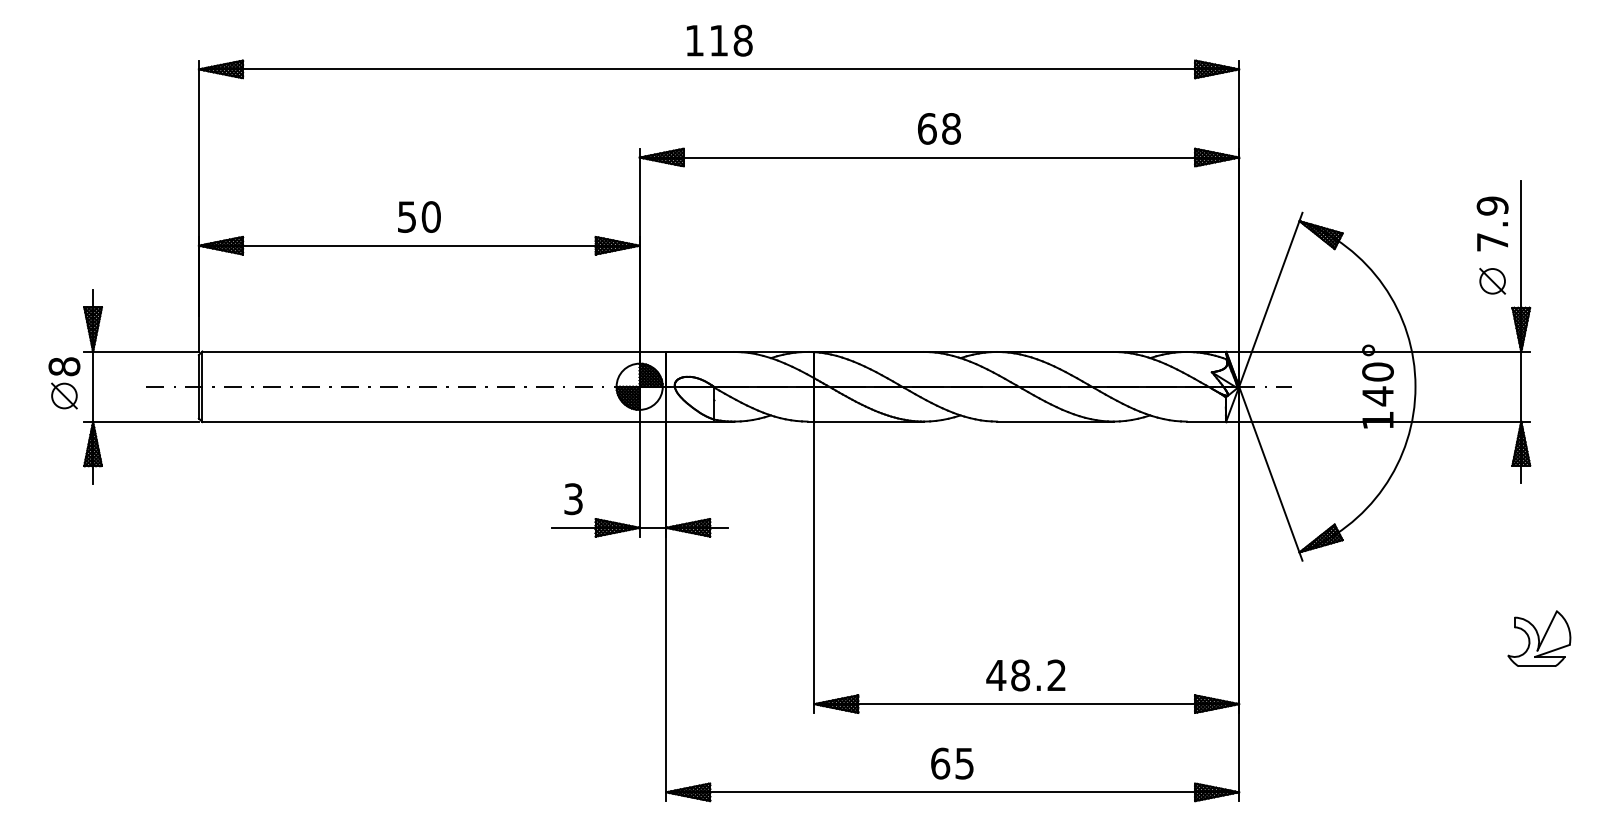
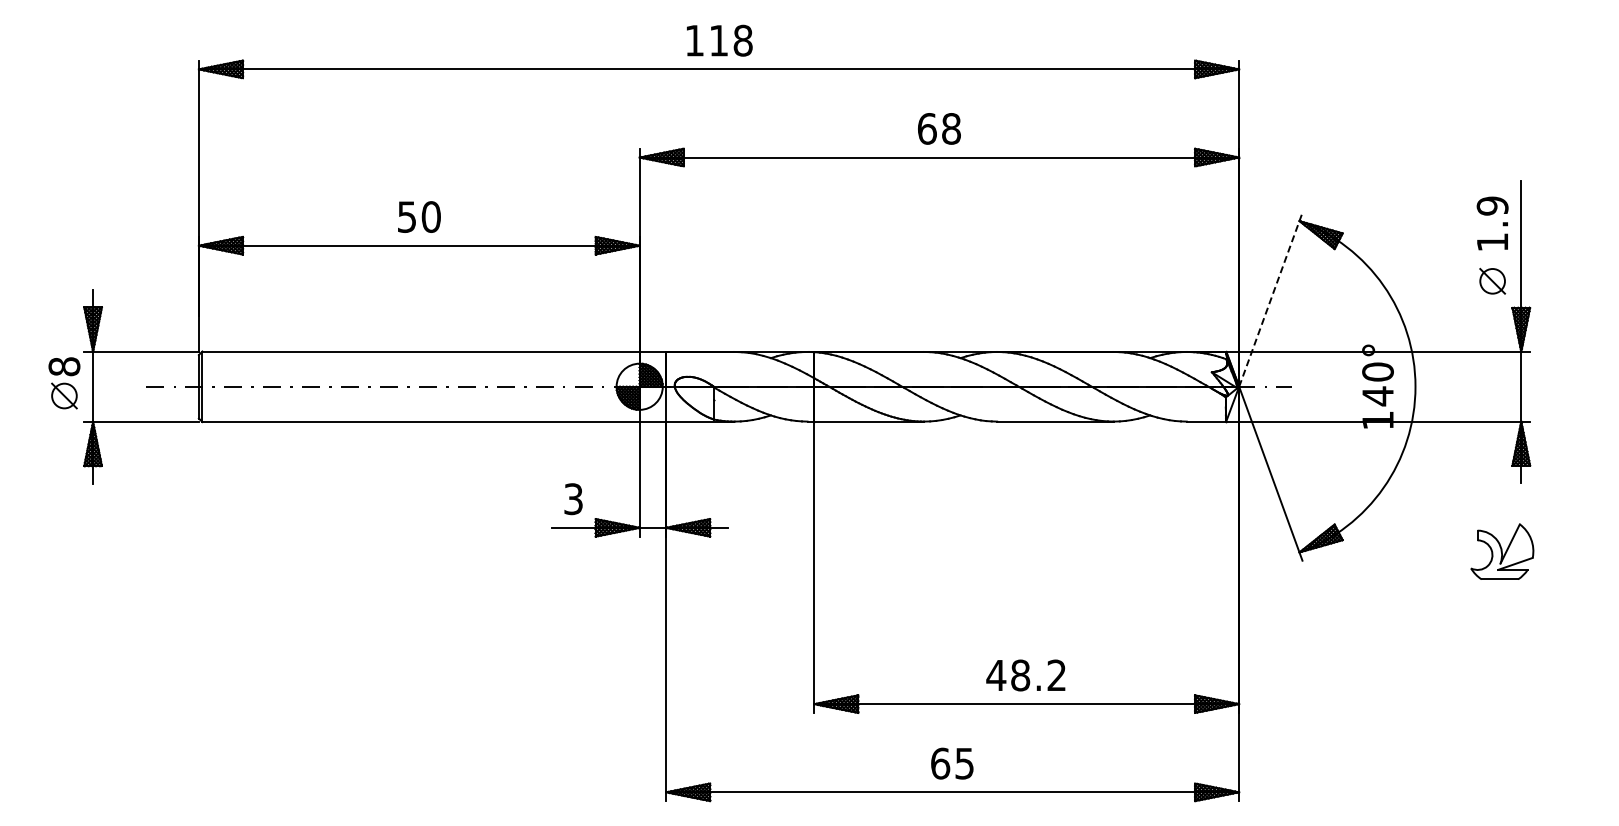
text: 7.9 -> 1.9 (1492, 242)
line: solid -> dashed (1270, 299)
part position: (1539, 638) -> (1502, 551) (1502, 551)
